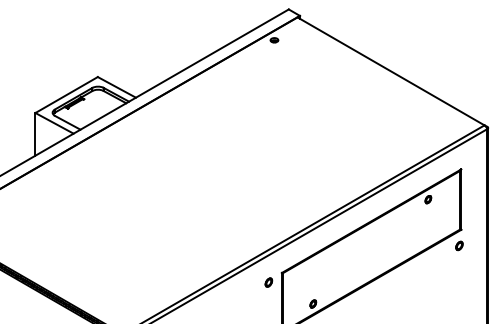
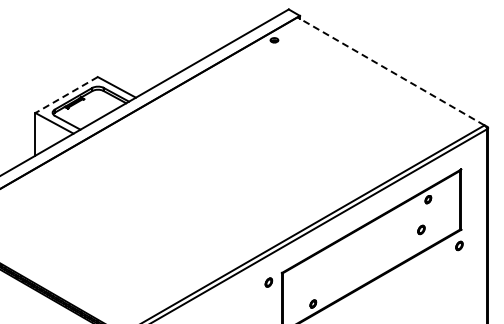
line: solid -> dashed (391, 71)
line: solid -> dashed (66, 95)
part: none -> present (421, 229)
